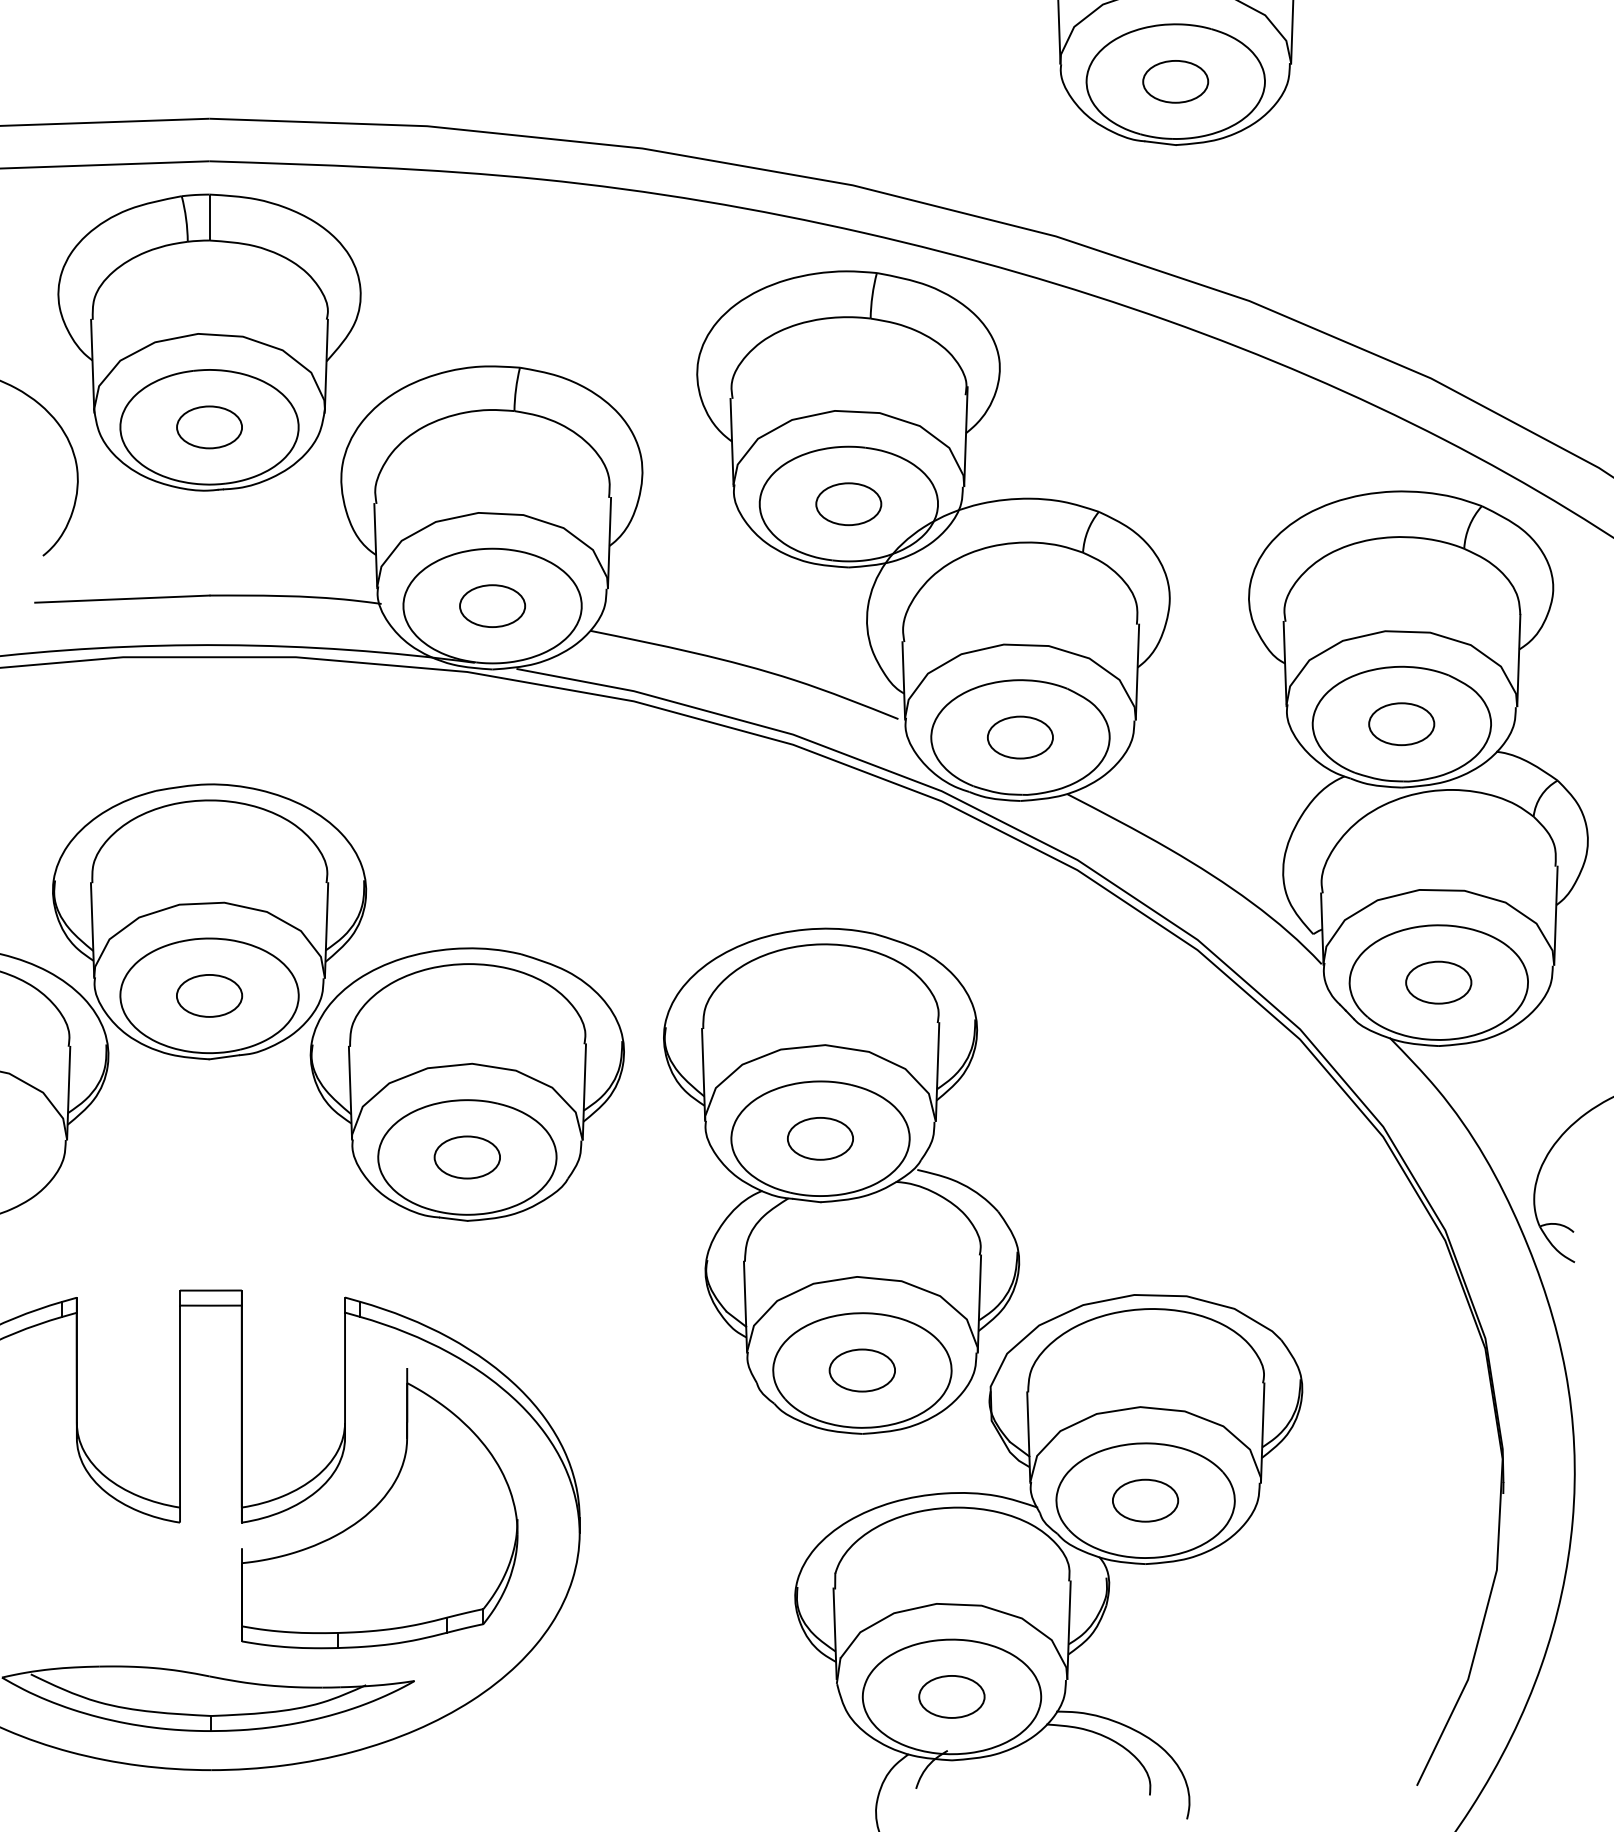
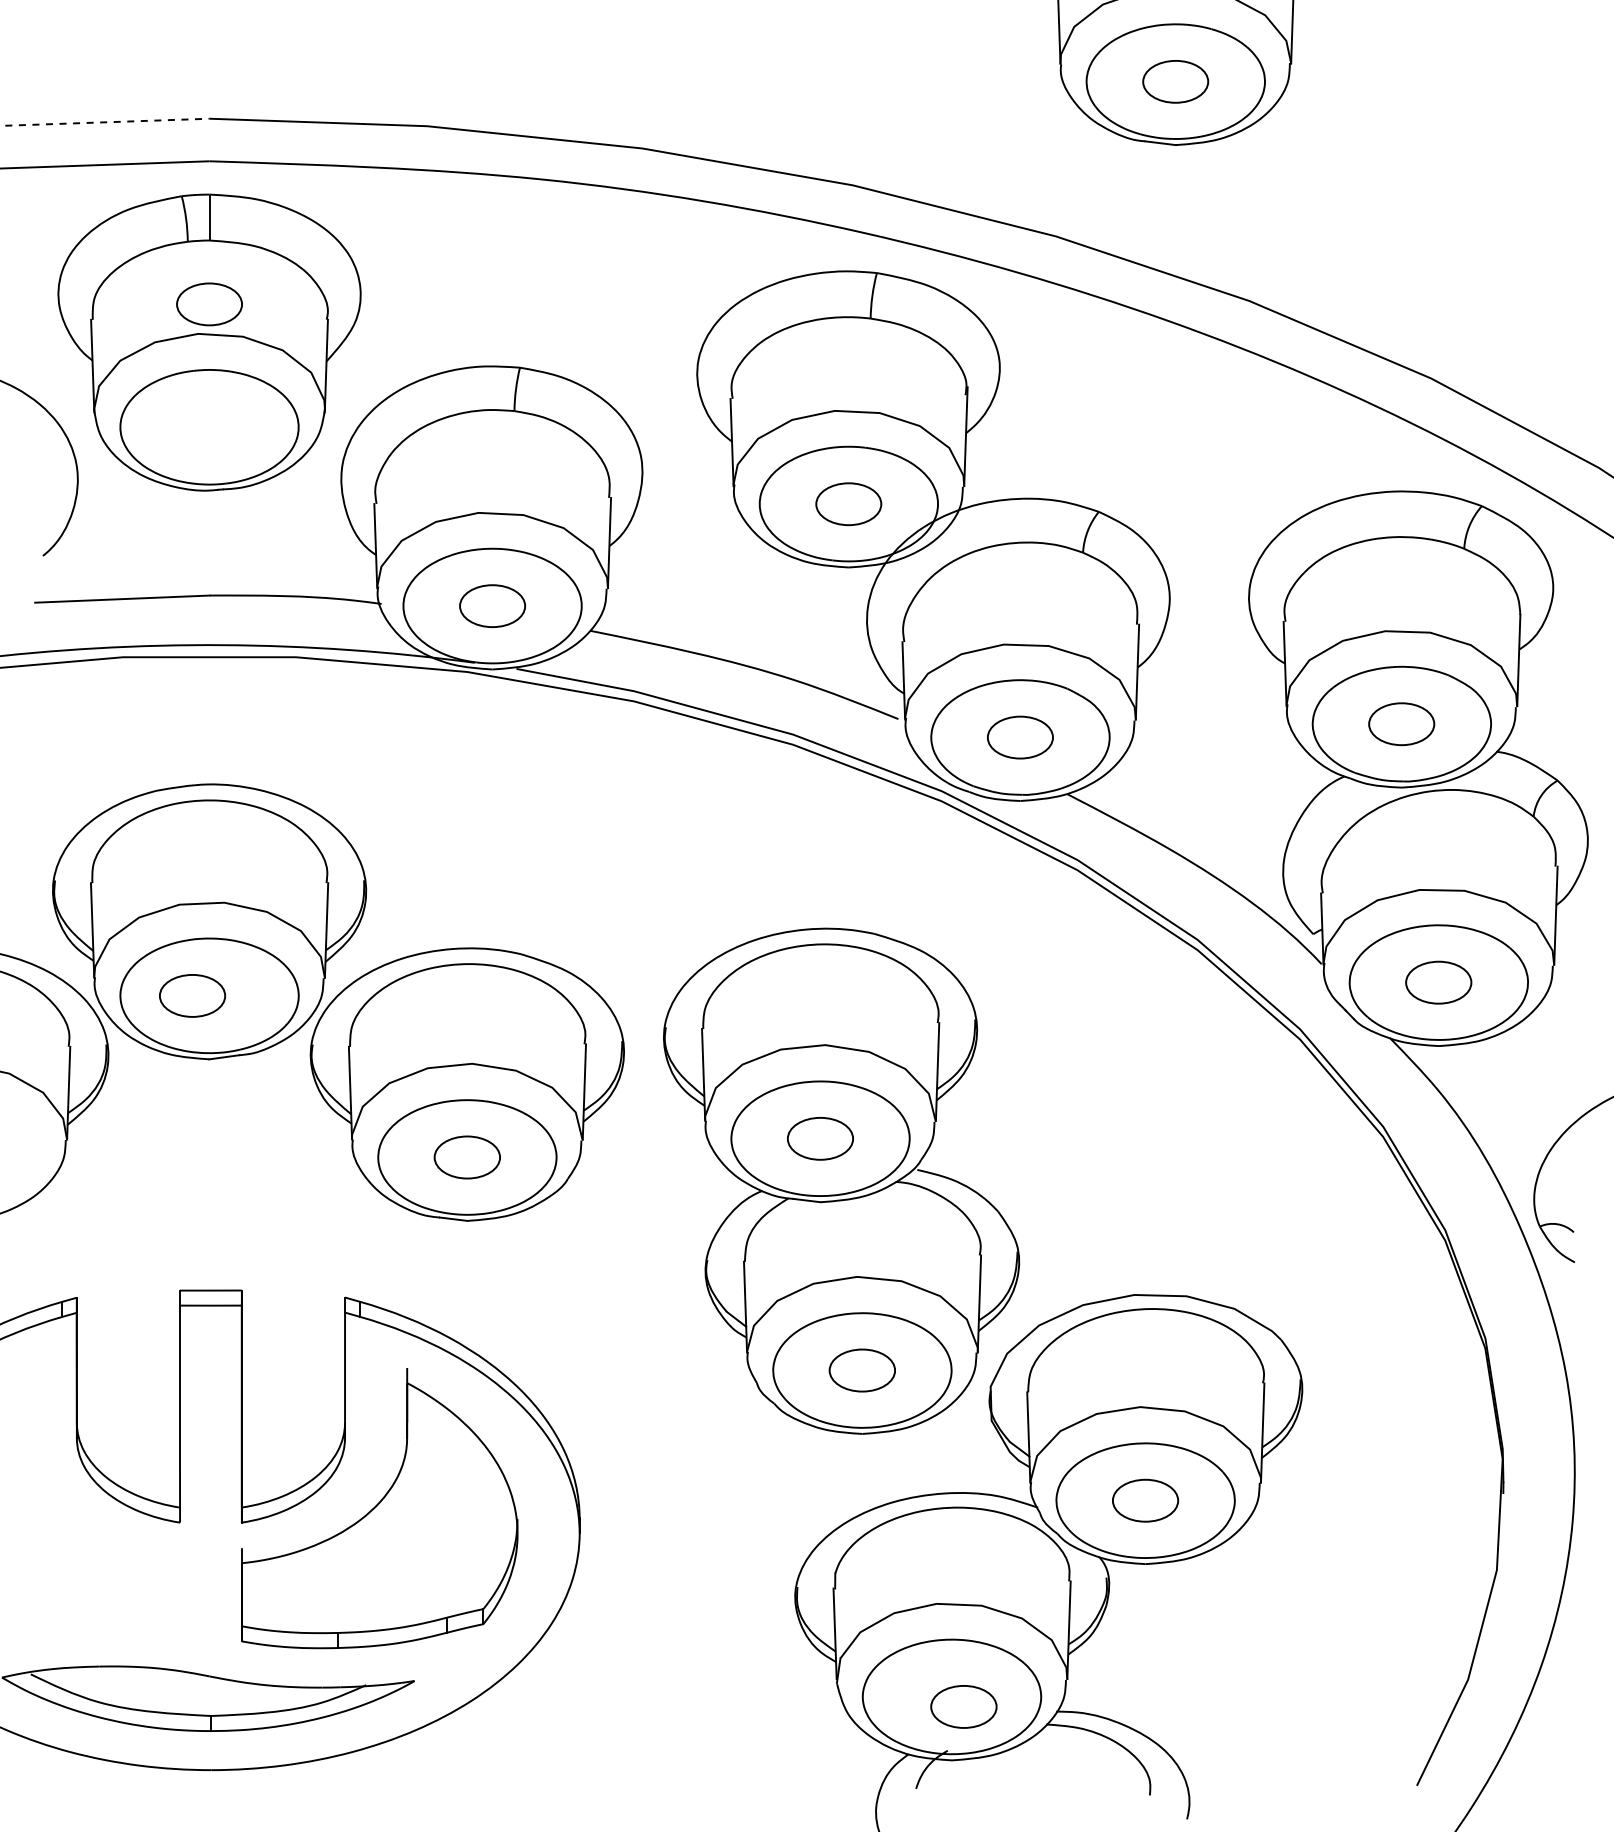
line: solid -> dashed (105, 122)
part position: (209, 427) -> (209, 304) (209, 304)
part position: (209, 995) -> (192, 995) (192, 995)
part position: (951, 1696) -> (963, 1706) (963, 1706)
